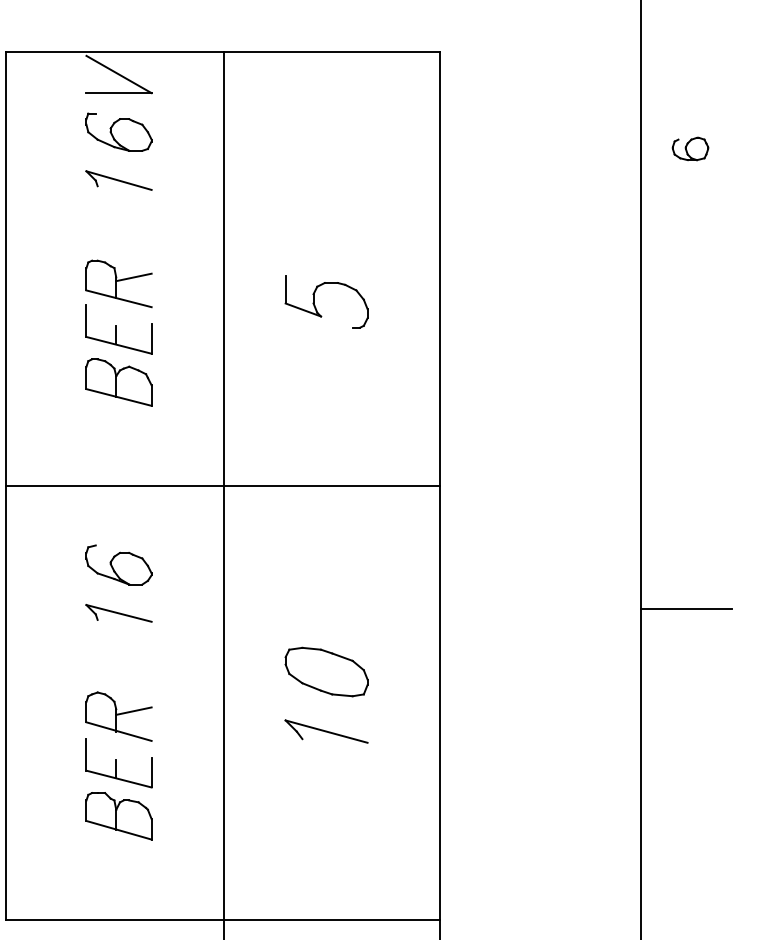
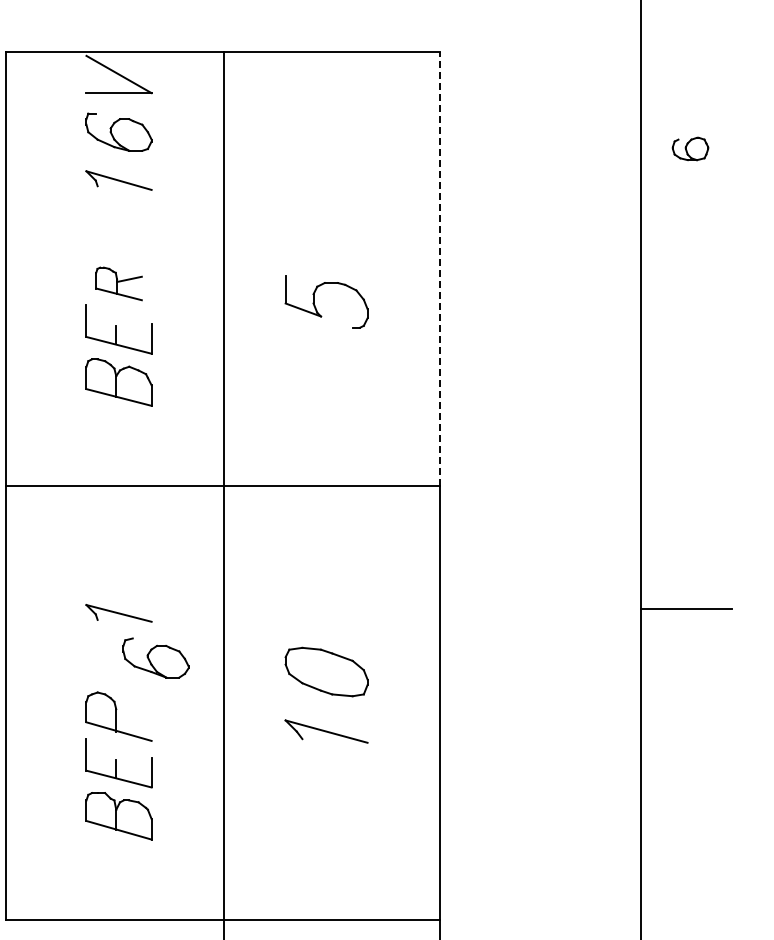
line: solid -> dashed (440, 269)
part size: 68x50 px -> 48x36 px (118, 283)
part position: (118, 564) -> (155, 657) (155, 657)
line: present -> none (133, 710)
